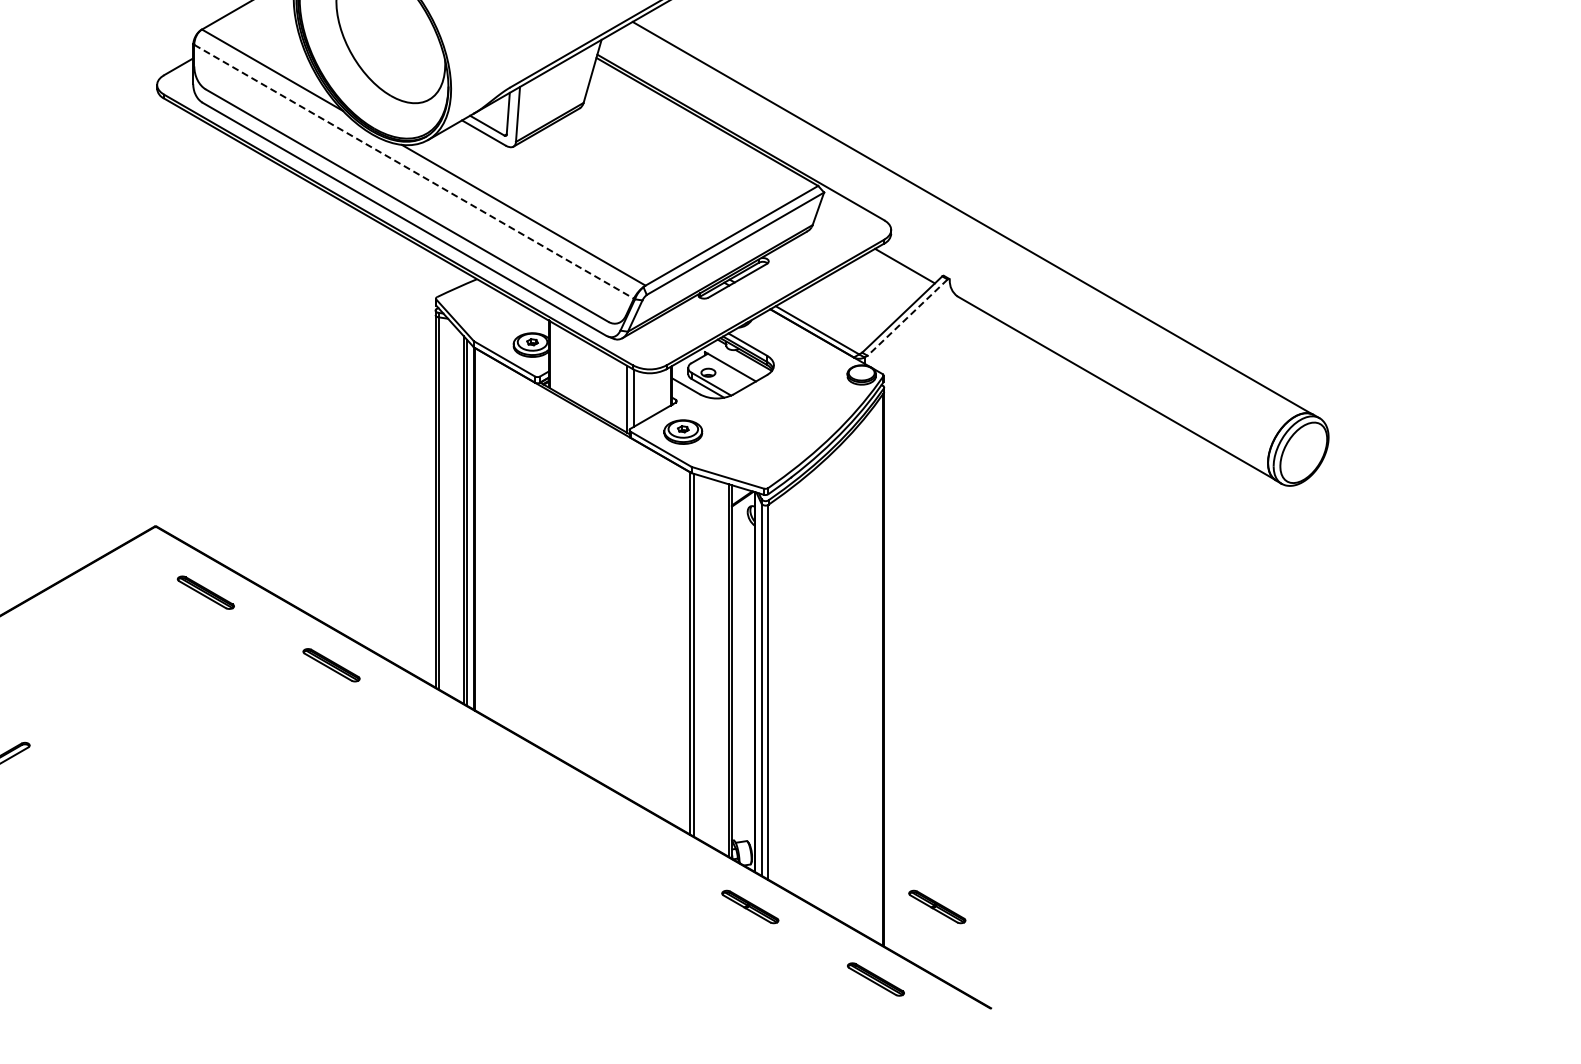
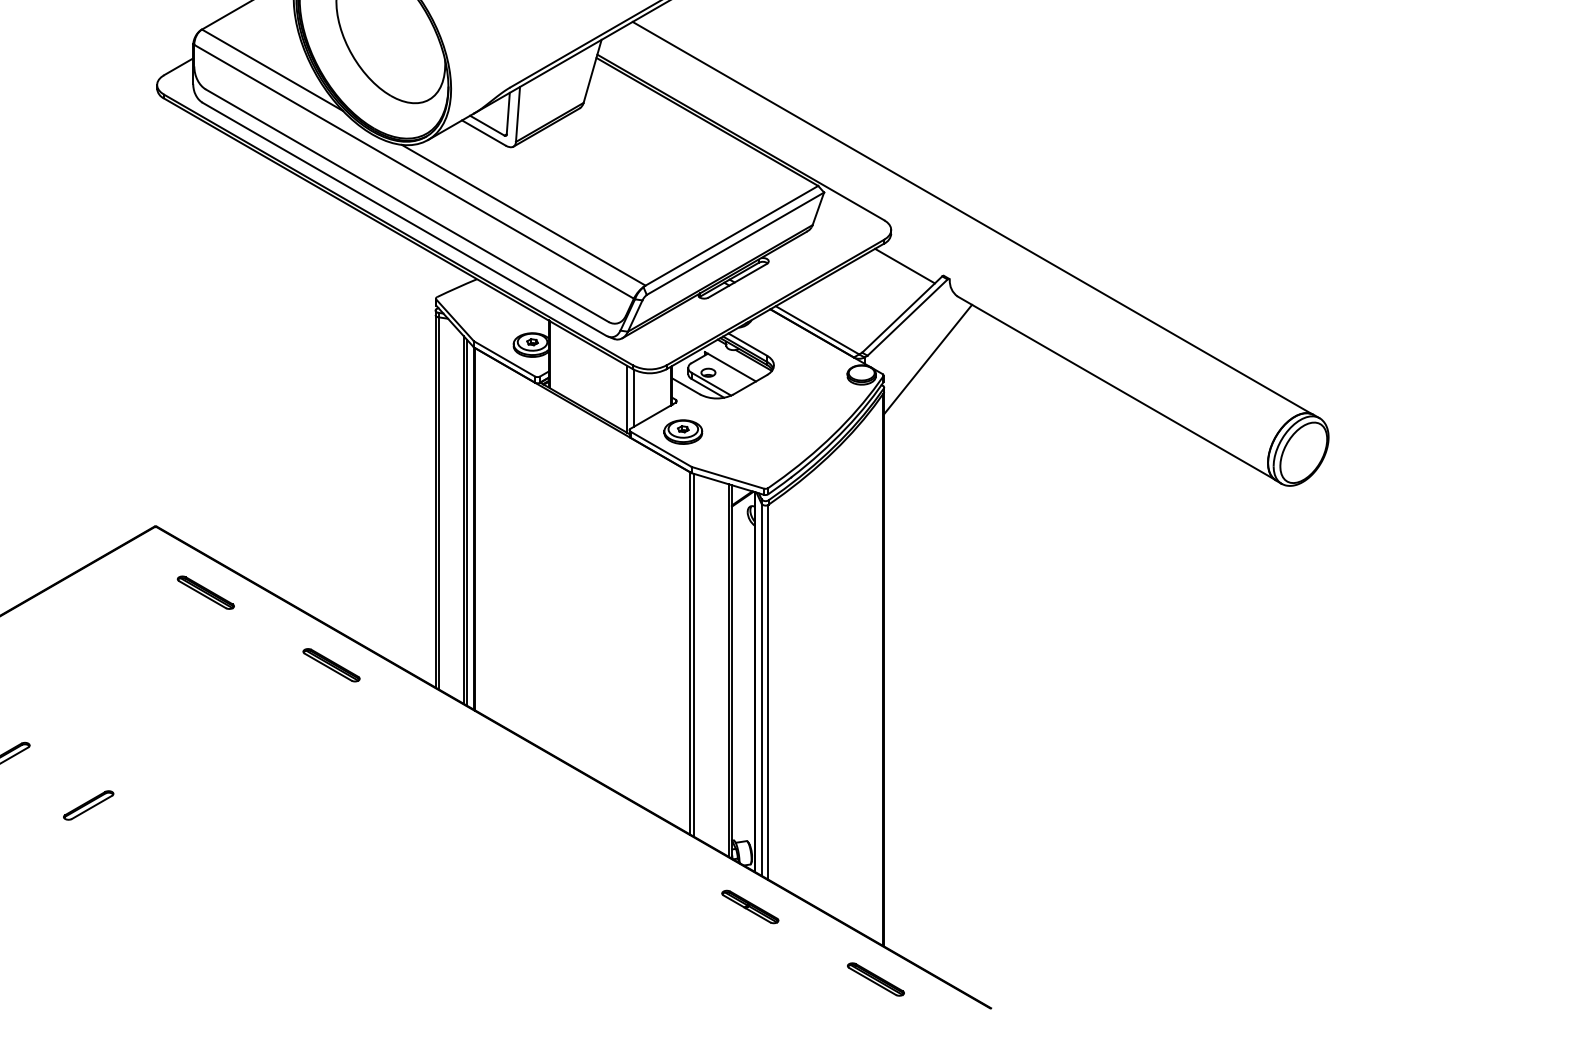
line: dashed -> solid (414, 171)
line: dashed -> solid (907, 317)
line: none -> present (927, 359)
part: none -> present (88, 805)
part: present -> none (937, 906)
